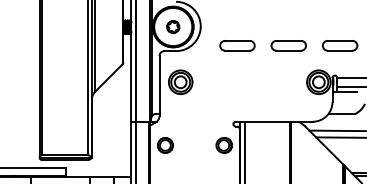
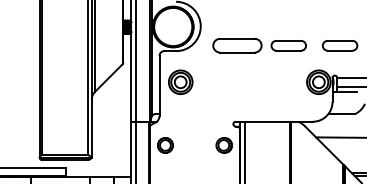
circle: present -> none (173, 26)
part size: 37x12 px -> 51x17 px (237, 45)
line: present -> none (336, 130)
